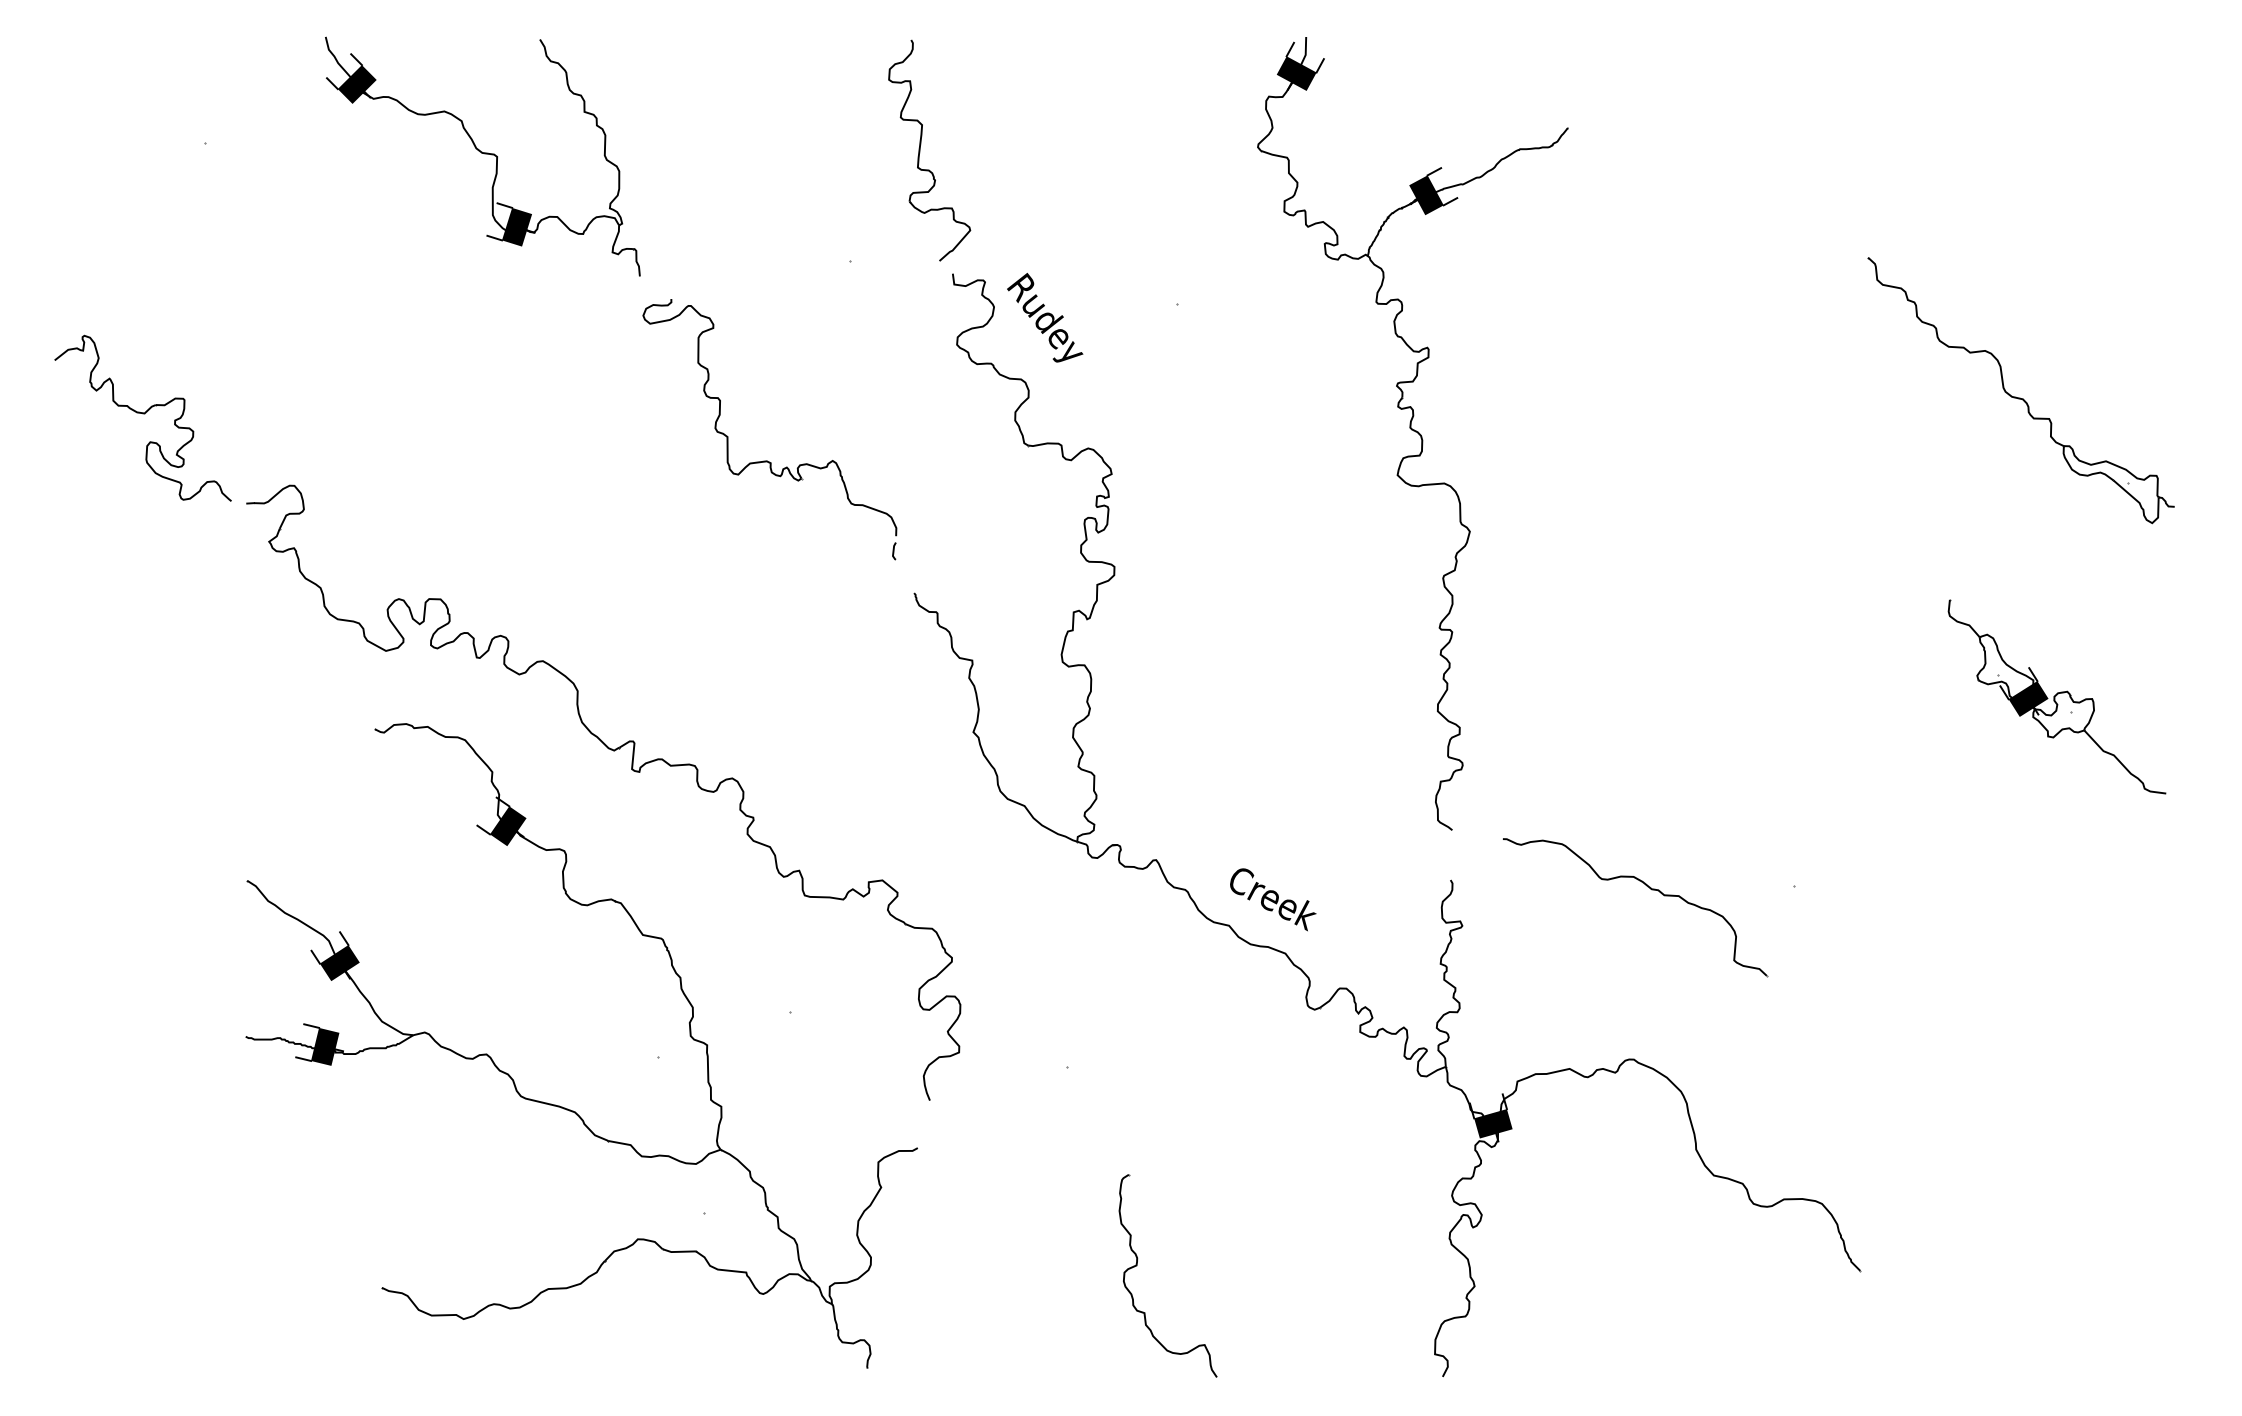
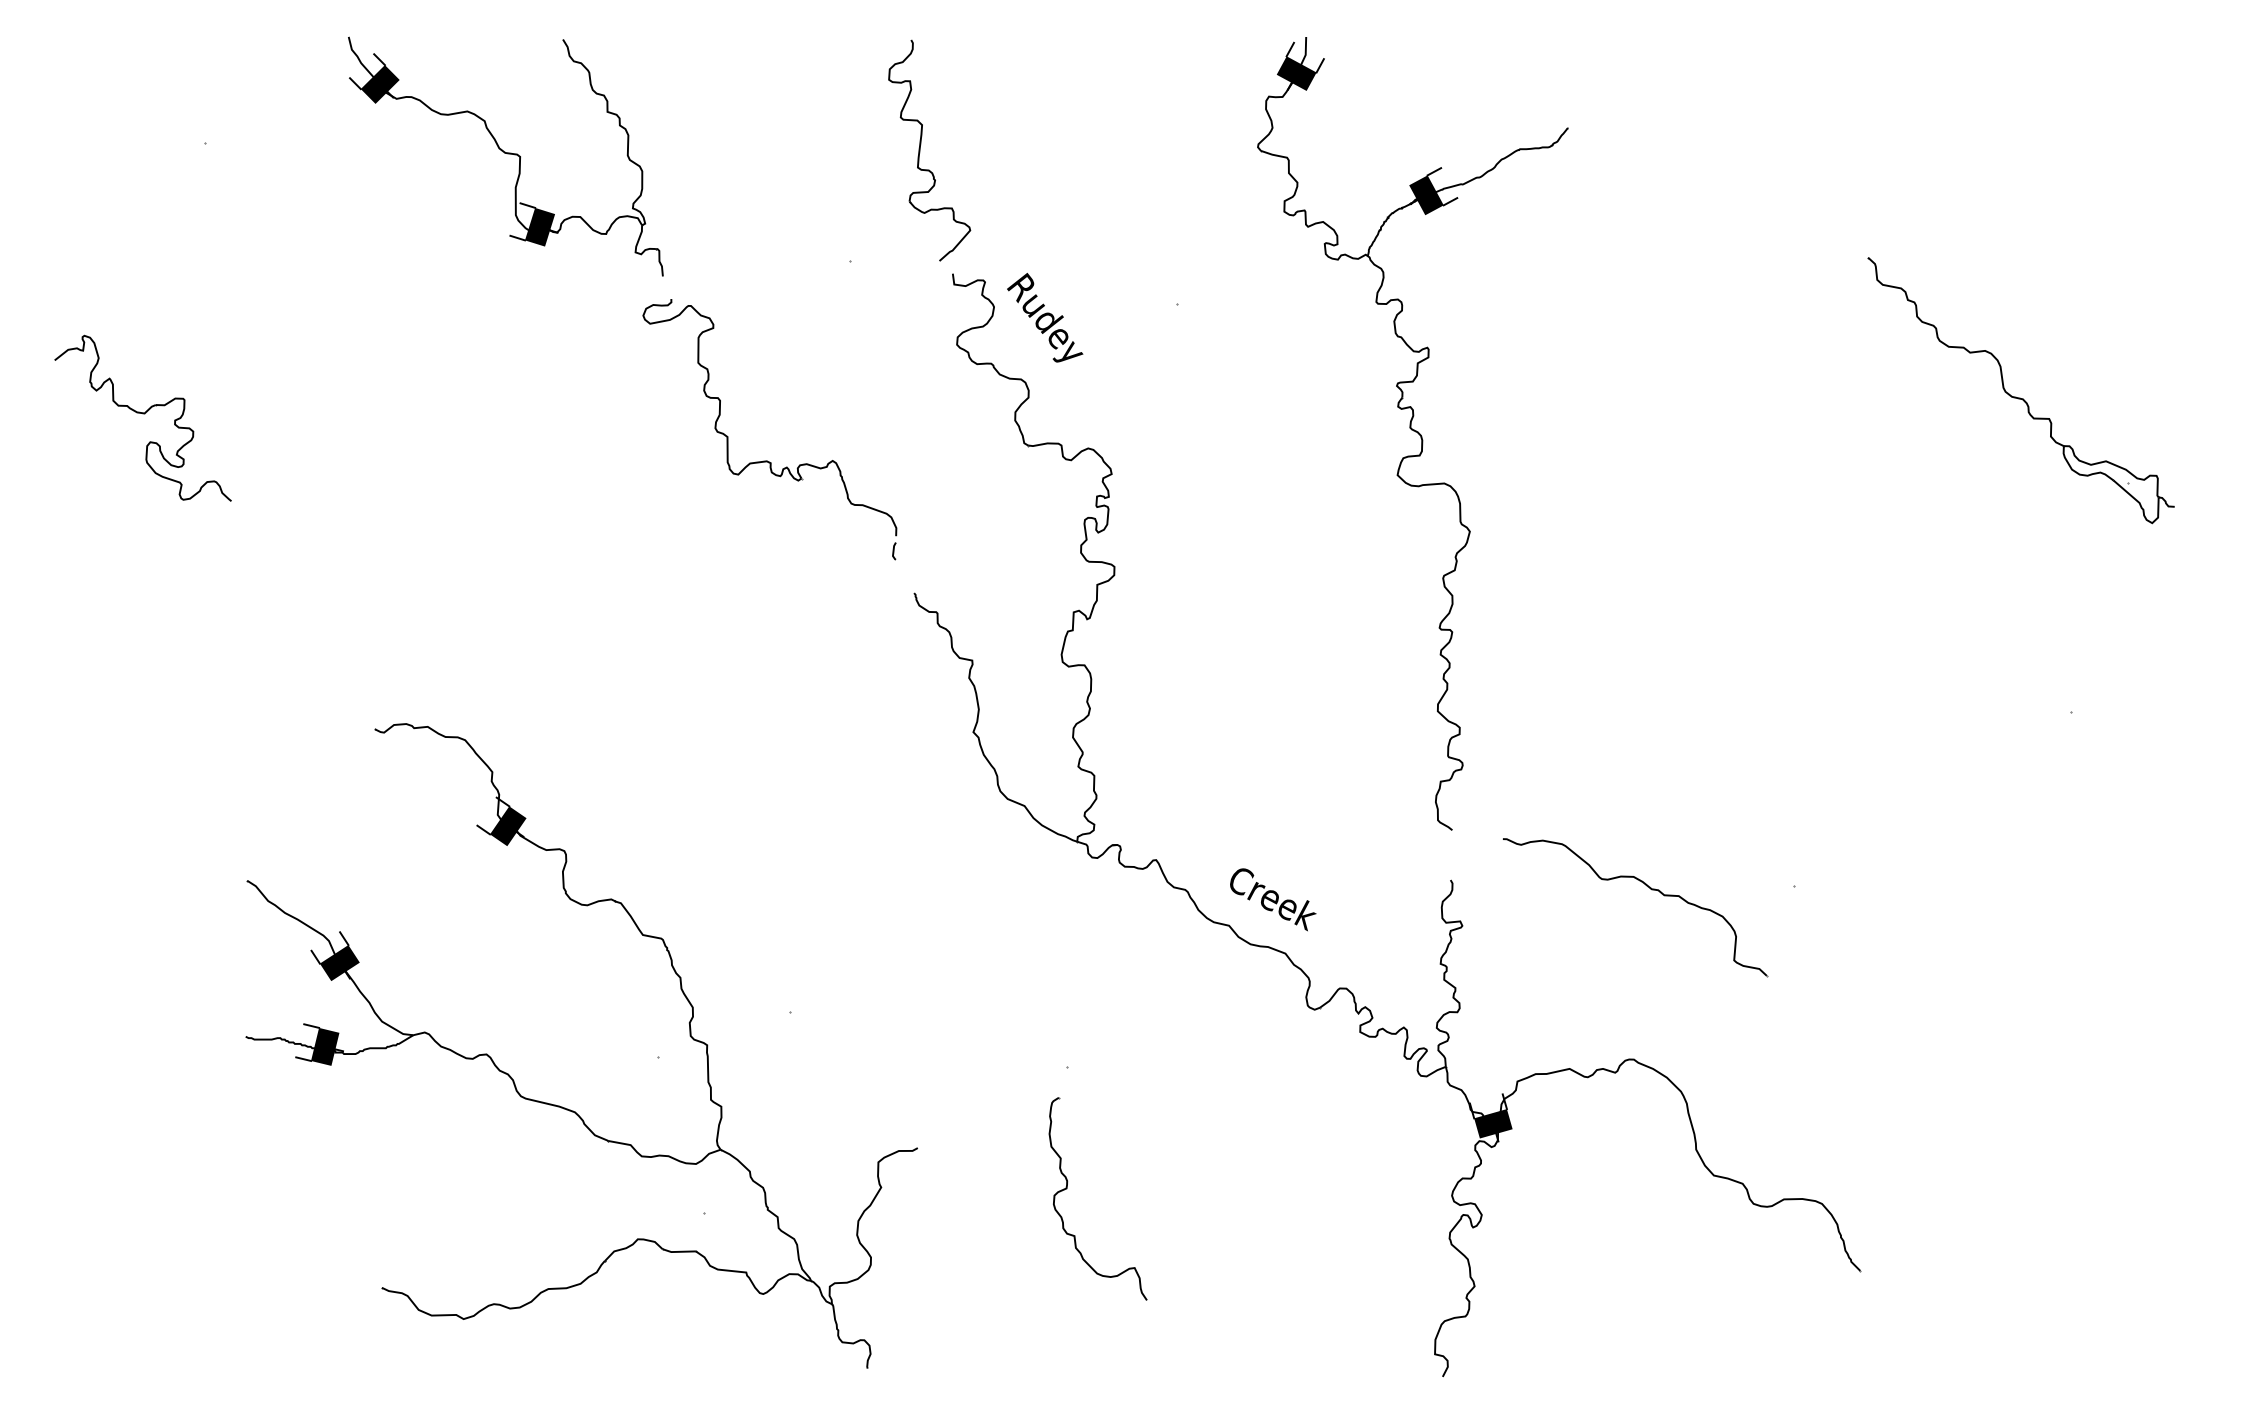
part position: (482, 156) -> (505, 156) (505, 156)
part: present -> none (2056, 696)
part: present -> none (631, 769)
part position: (1137, 1265) -> (1067, 1188) (1067, 1188)
